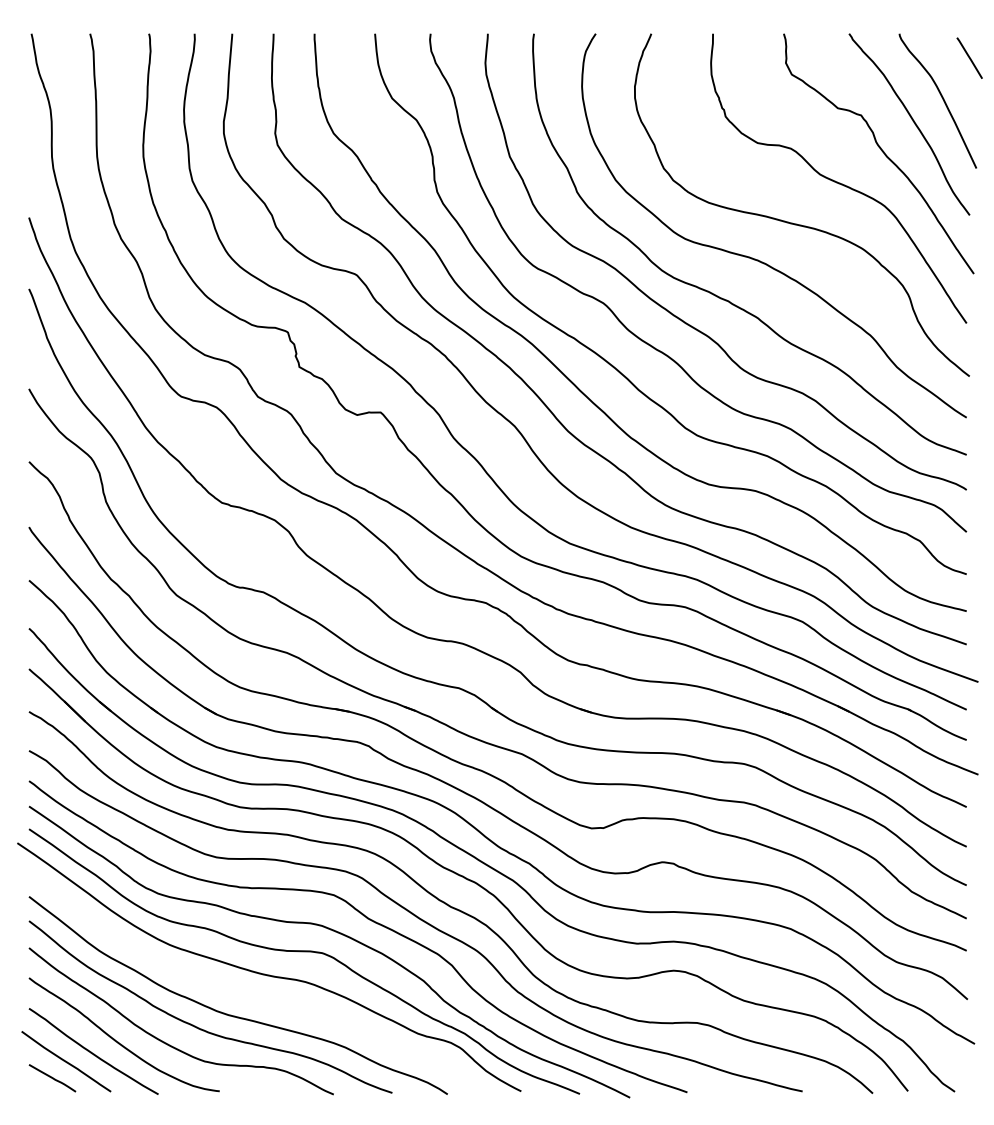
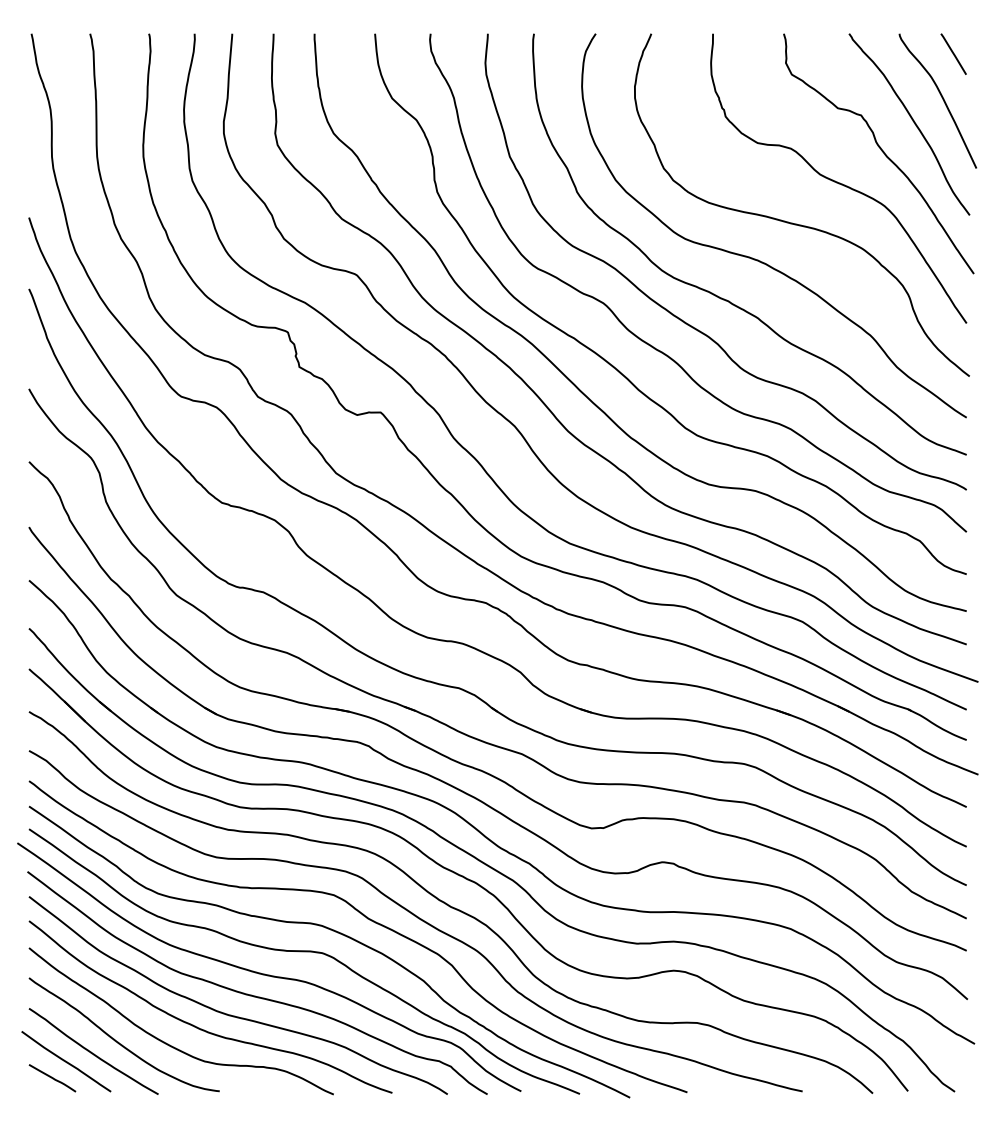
line position: (969, 57) -> (953, 53) (953, 53)
curve: none -> present (255, 995)
